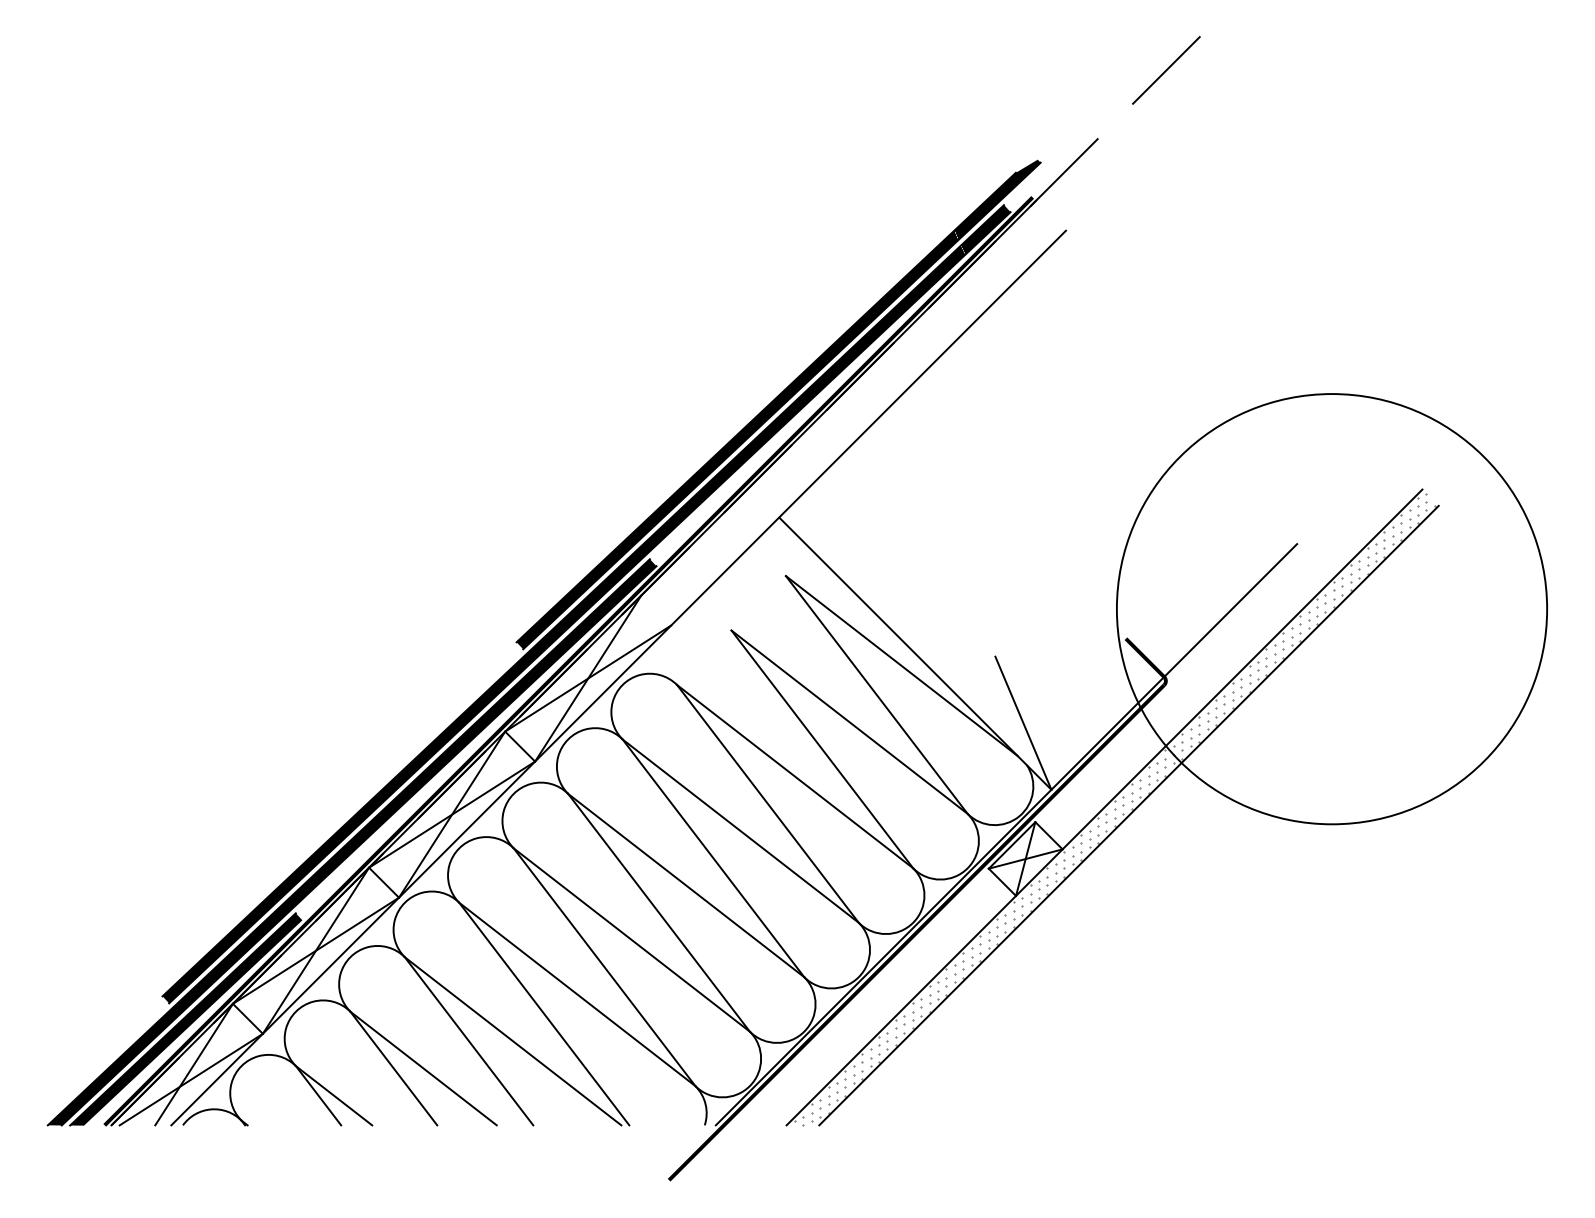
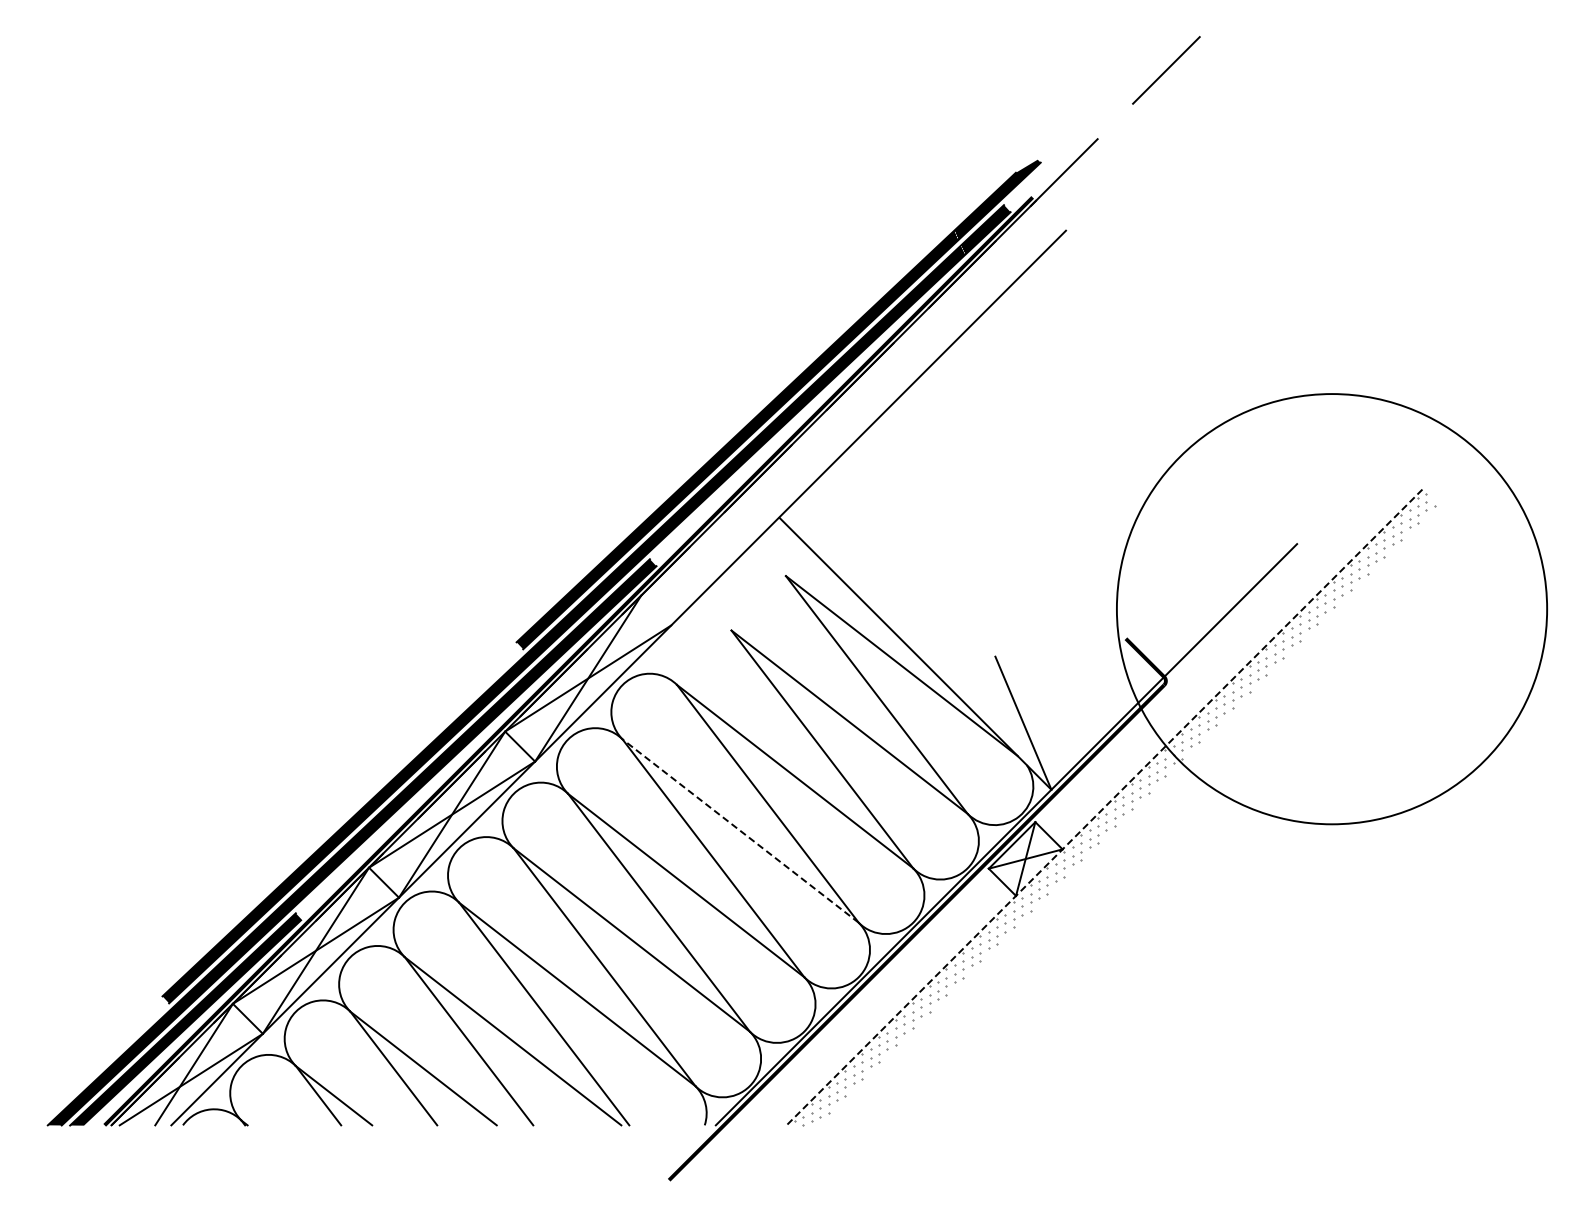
line: solid -> dashed (1104, 807)
line: present -> none (1128, 815)
line: solid -> dashed (740, 830)
